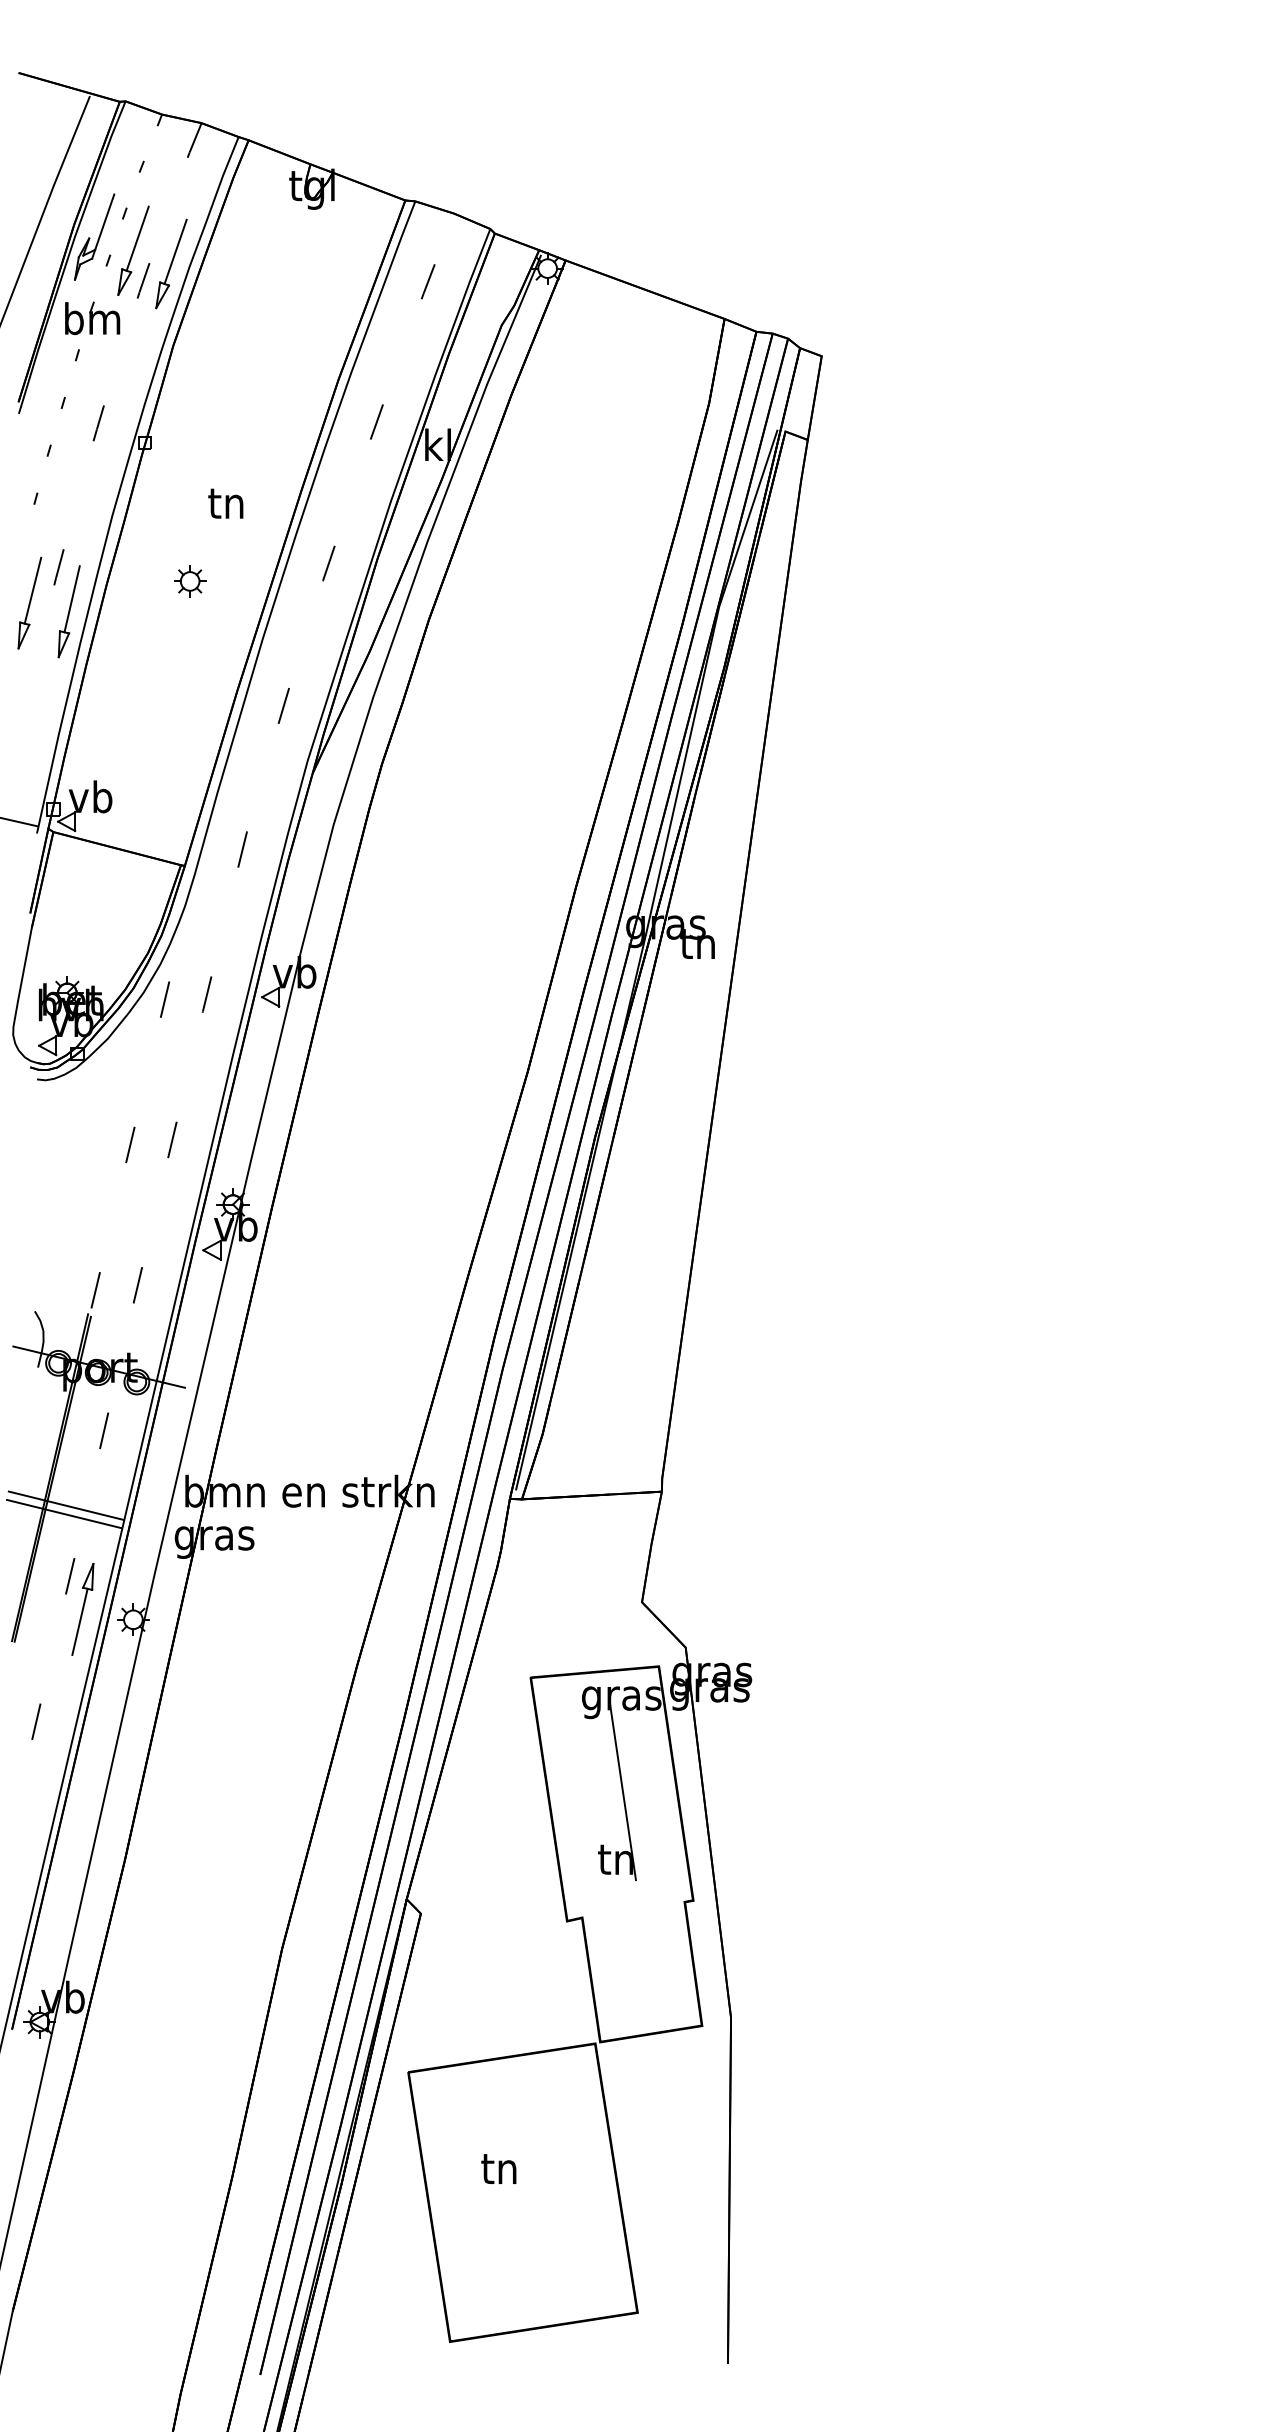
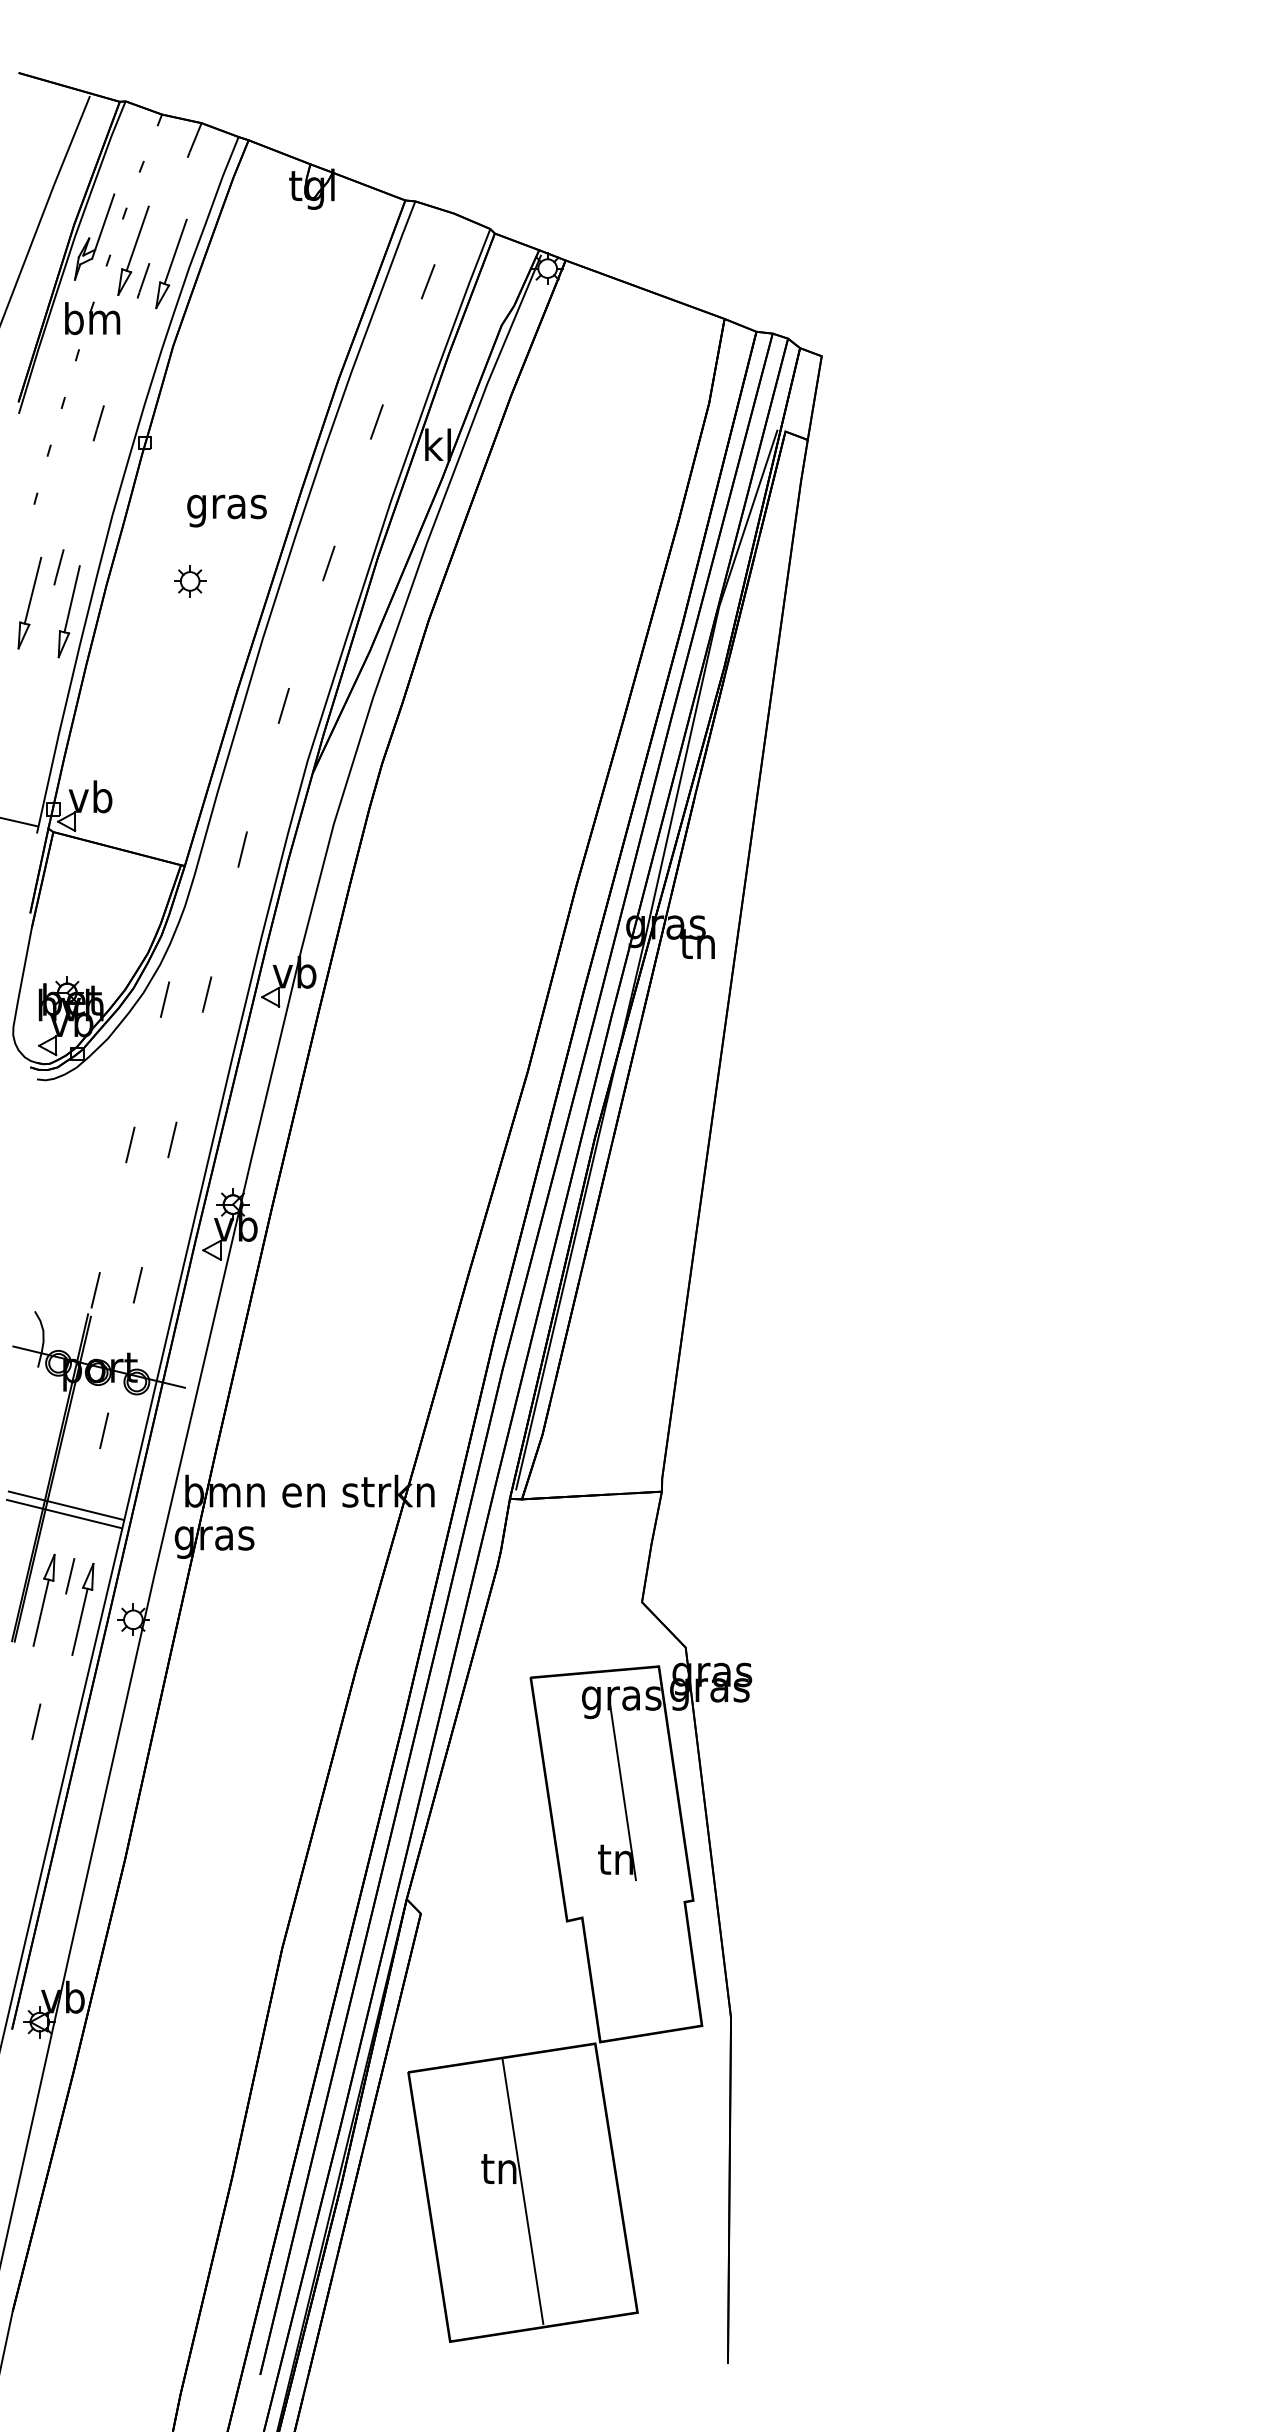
text: tn -> gras (226, 507)
part: none -> present (43, 1599)
line: none -> present (522, 2191)
